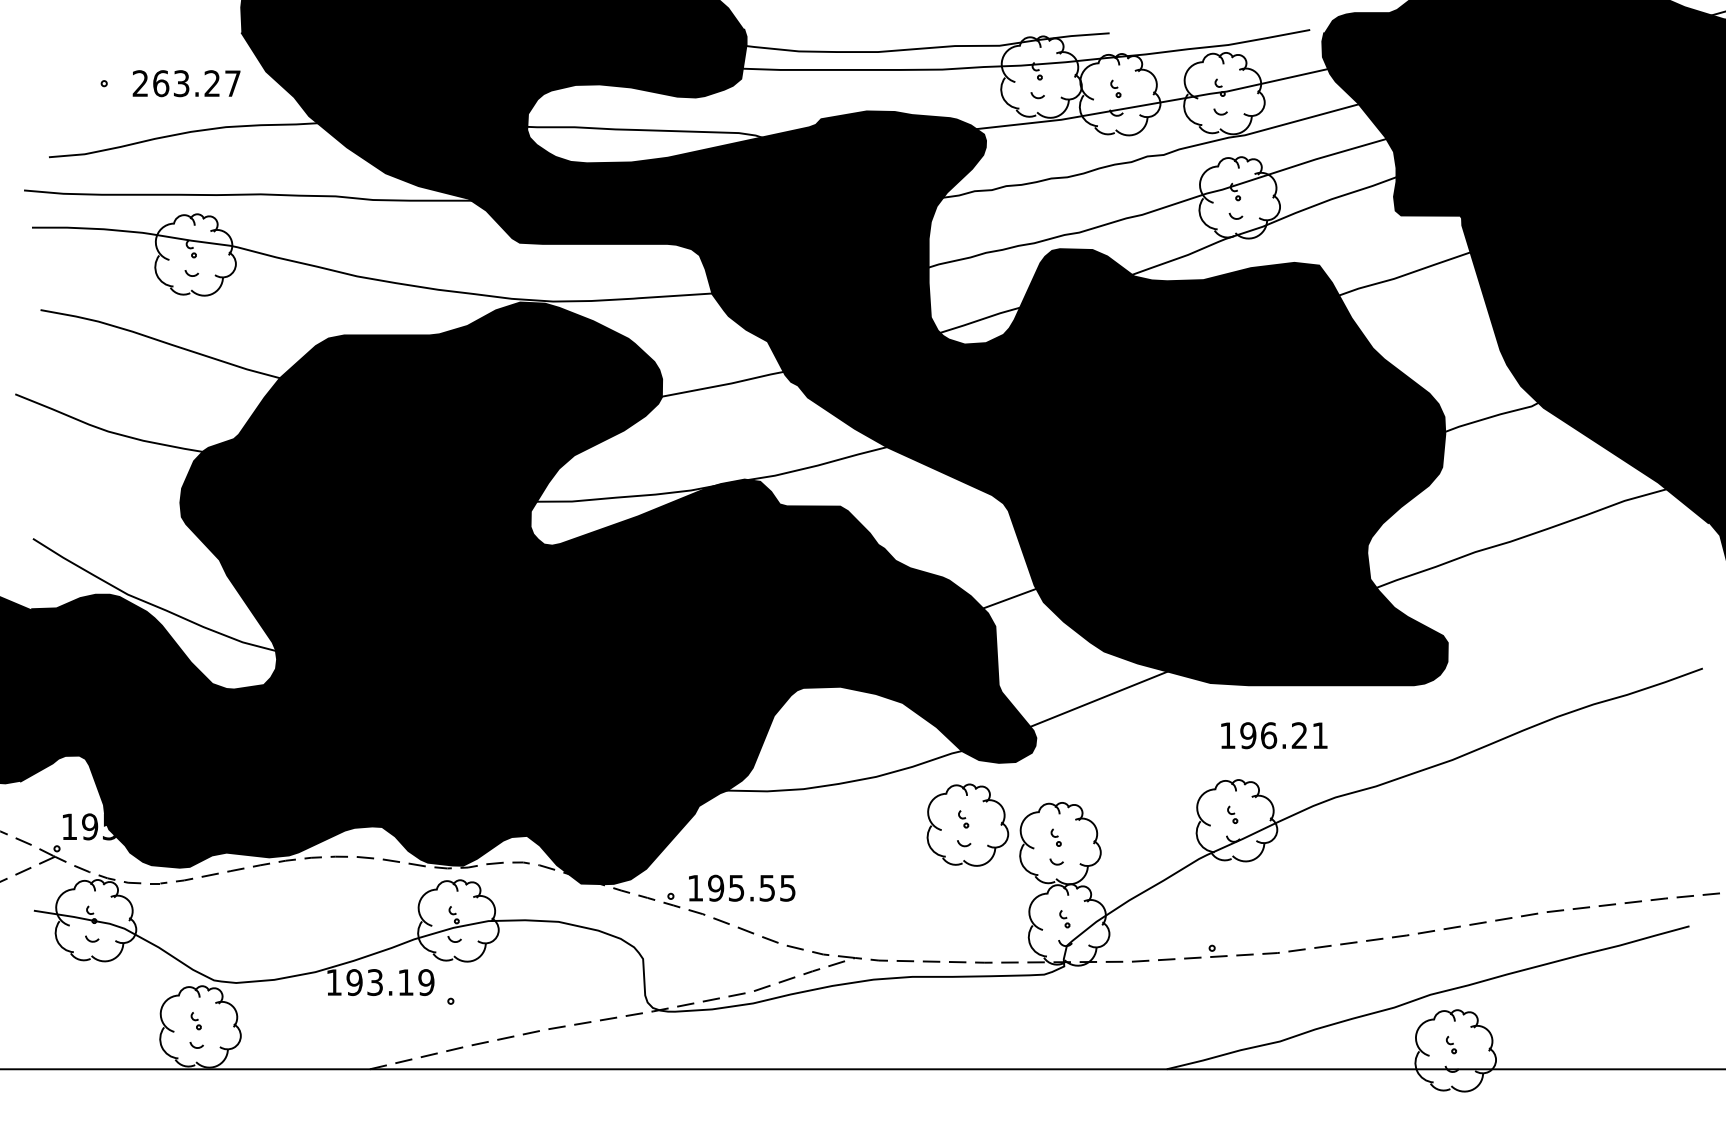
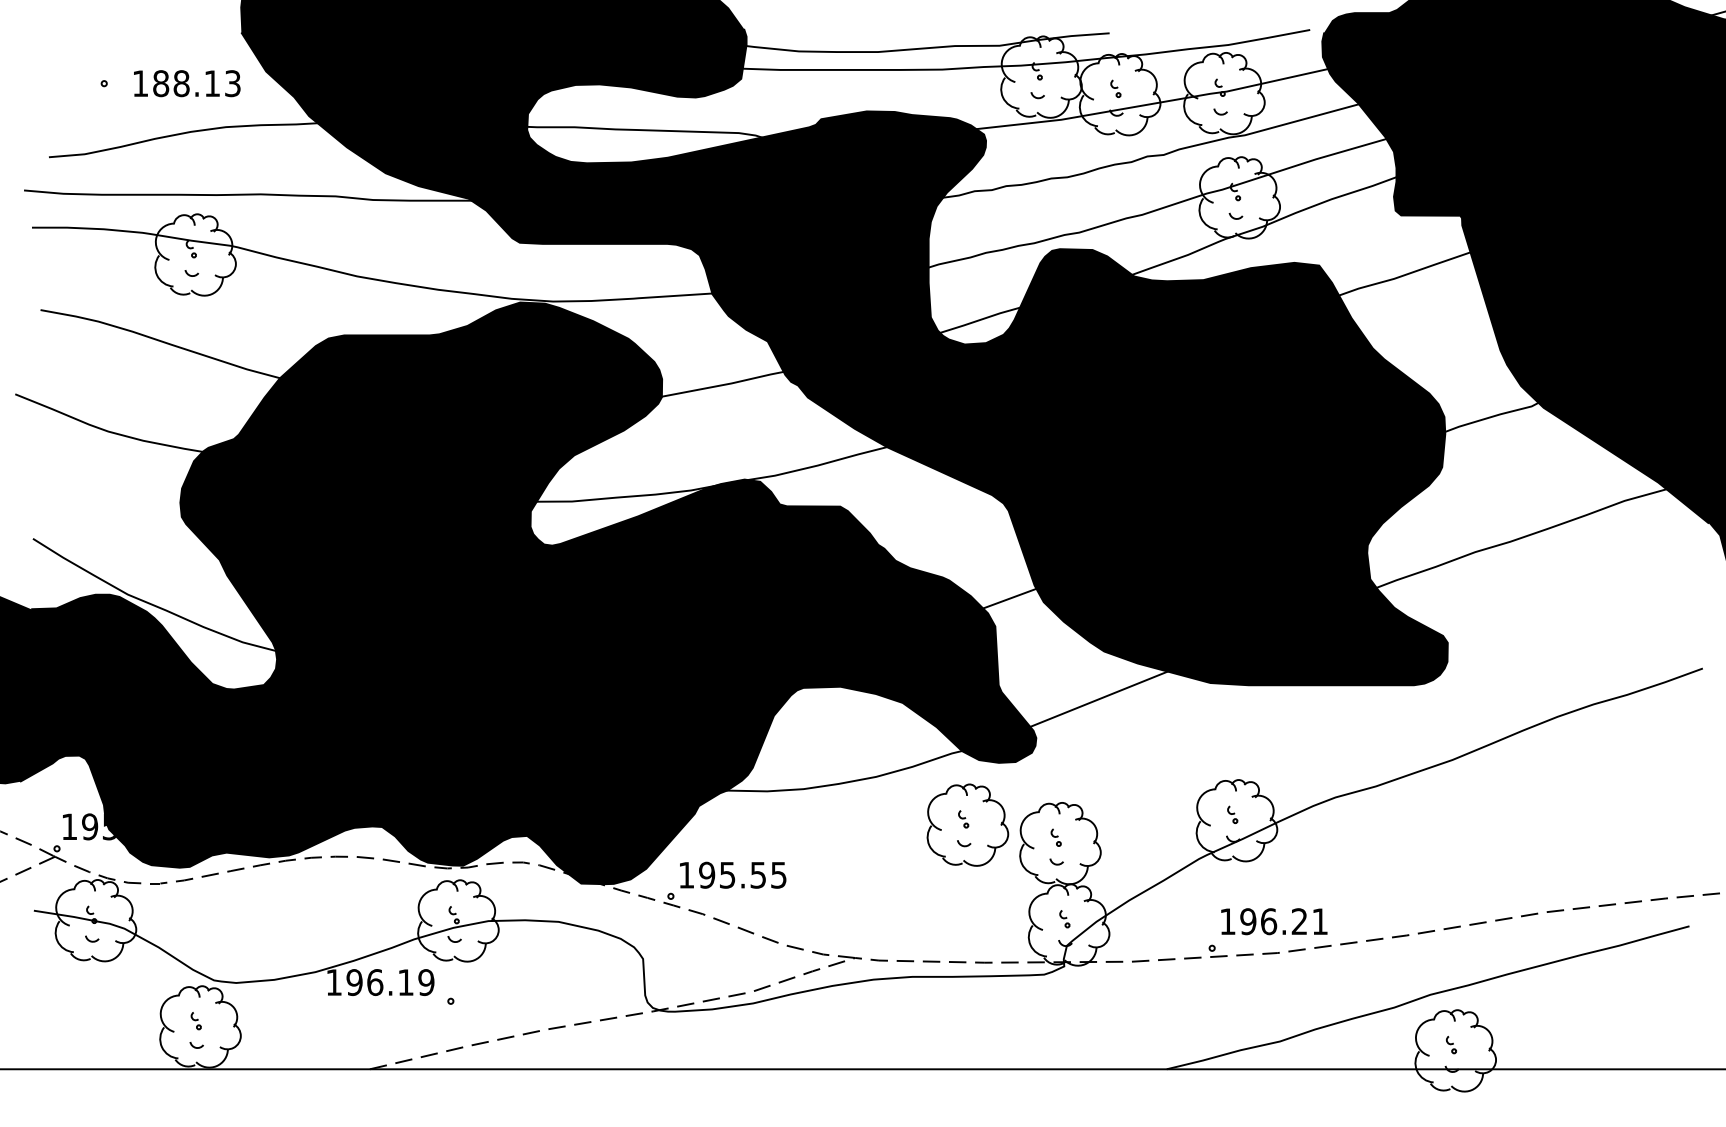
text: 263.27 -> 188.13 (186, 83)
text position: (1274, 735) -> (1274, 921) (1274, 921)
text position: (742, 887) -> (733, 874) (733, 874)
text: 193.19 -> 196.19 (375, 982)
